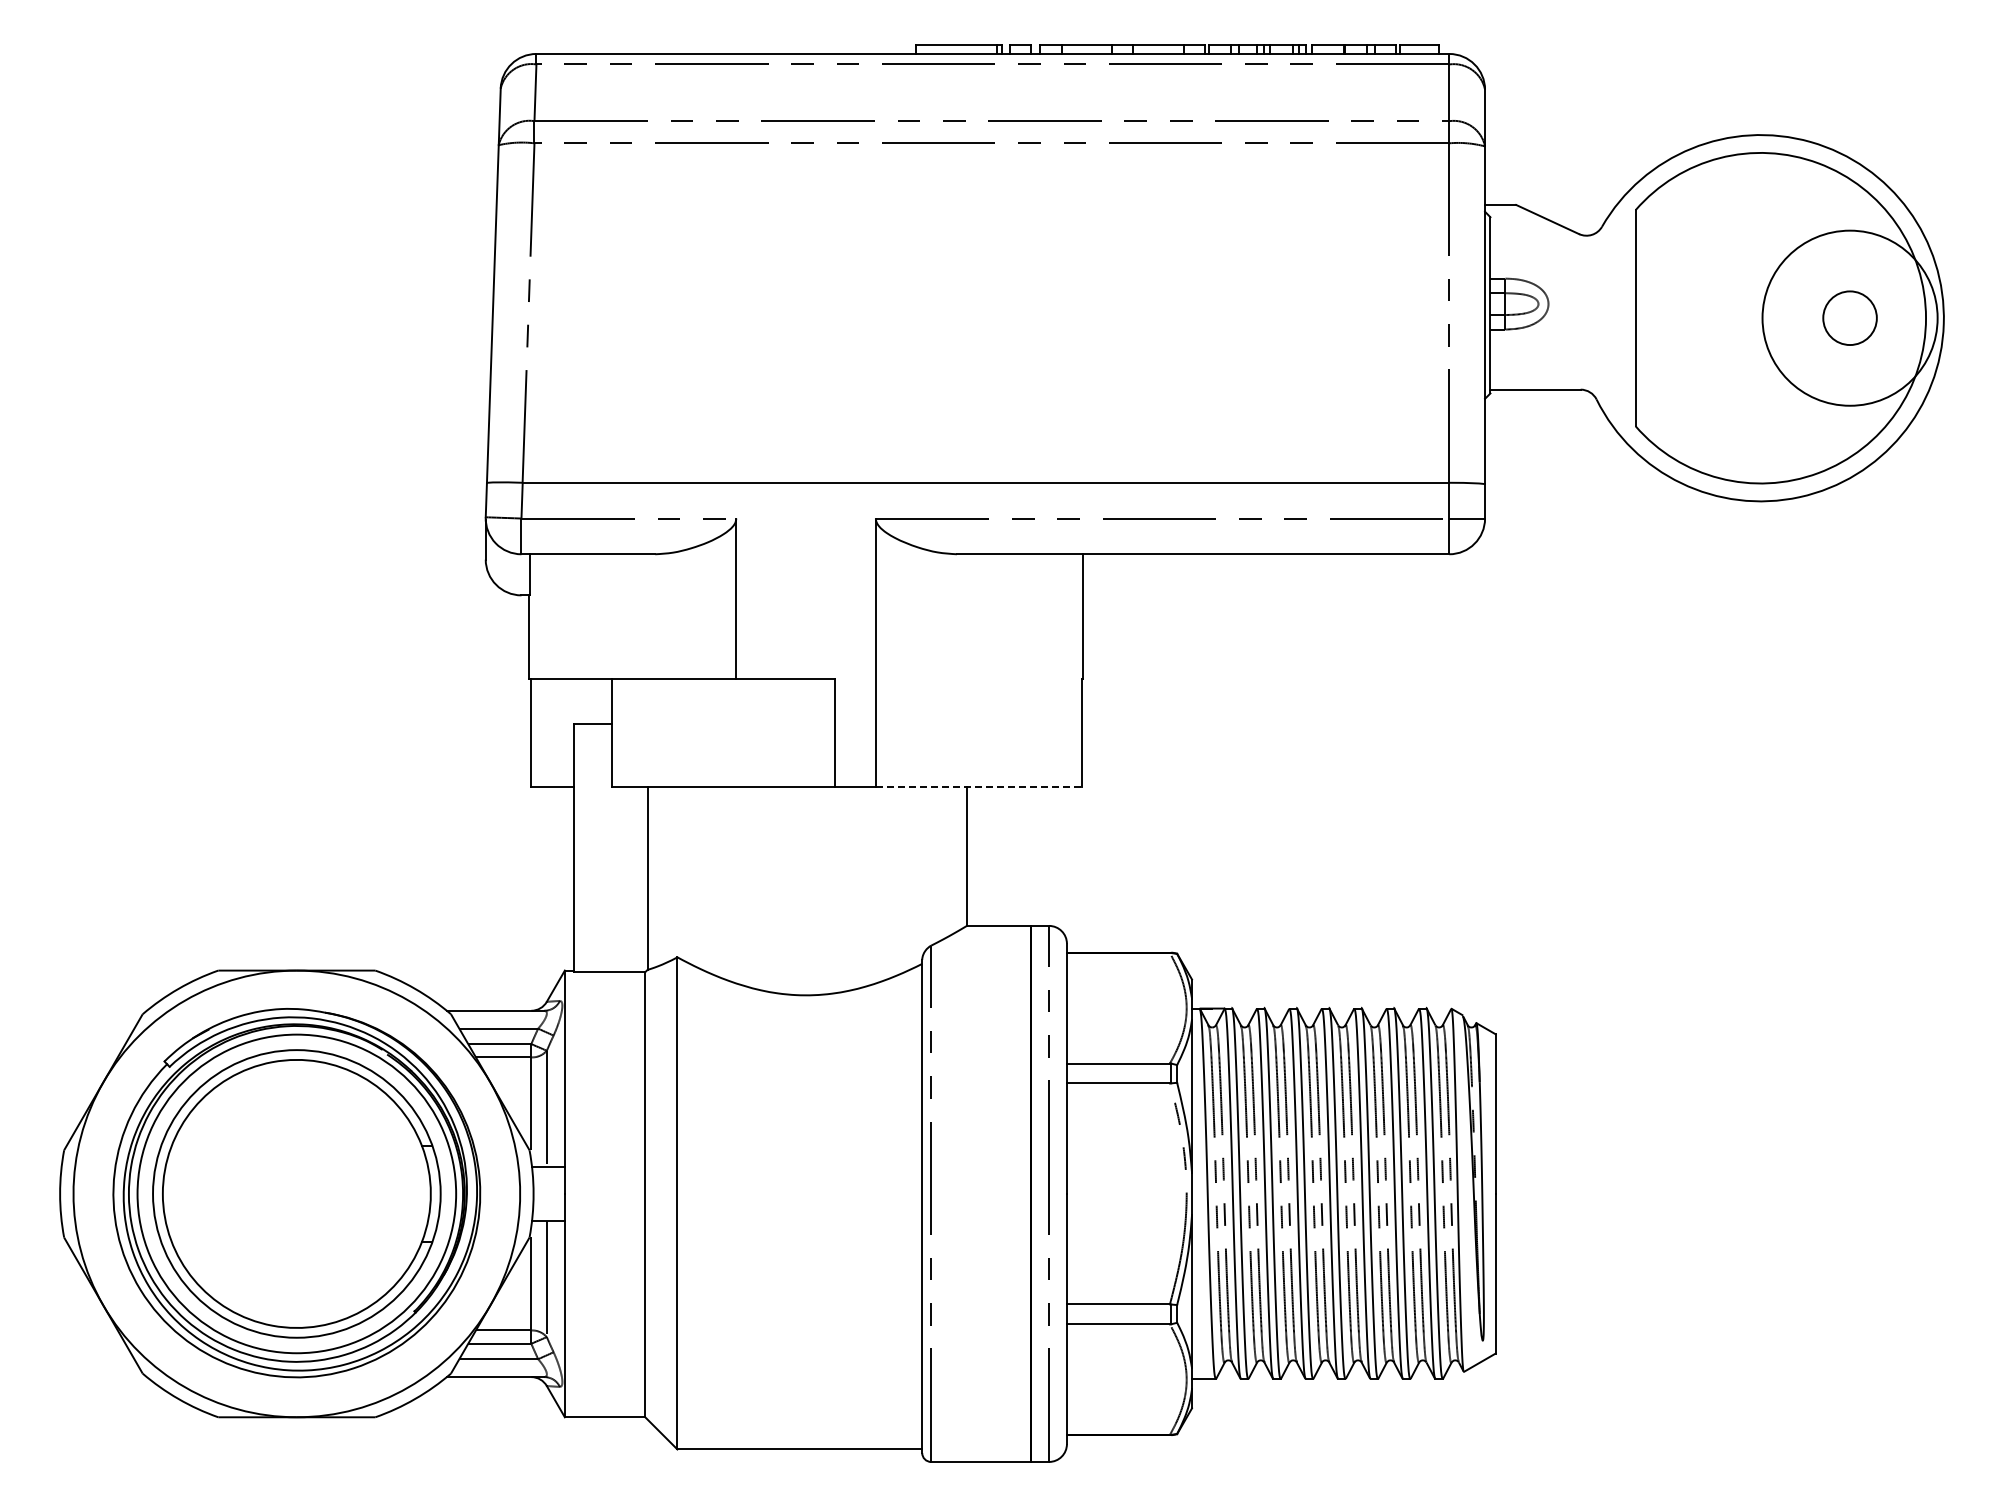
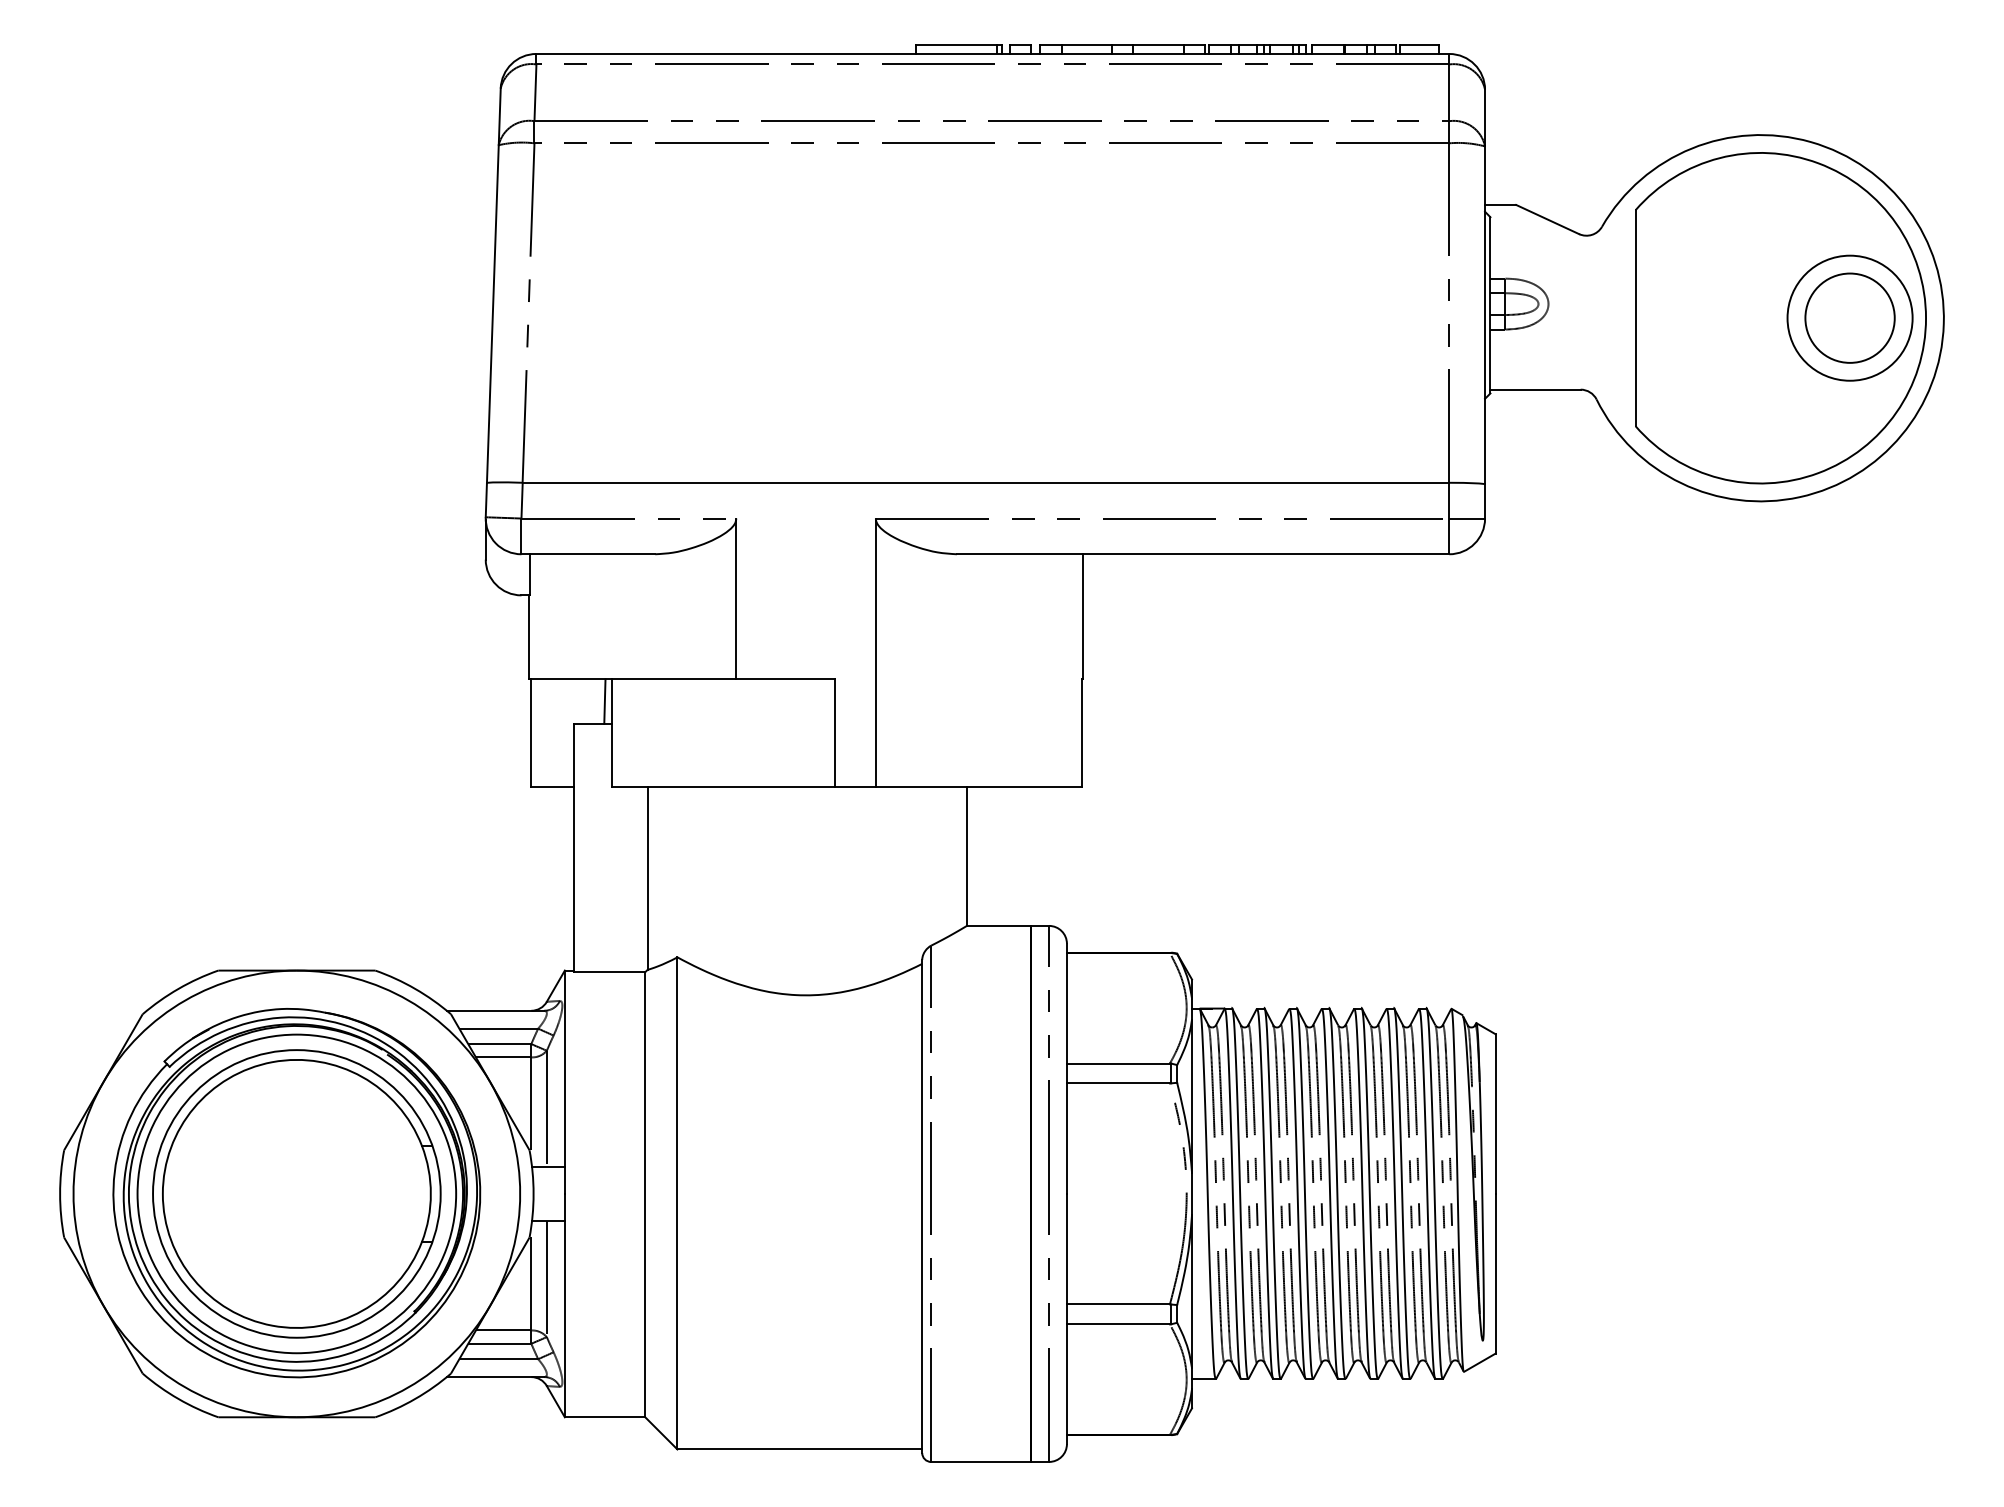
circle diameter: 175 px -> 125 px (1849, 317)
circle diameter: 54 px -> 89 px (1849, 317)
line: none -> present (604, 701)
line: dashed -> solid (978, 786)
